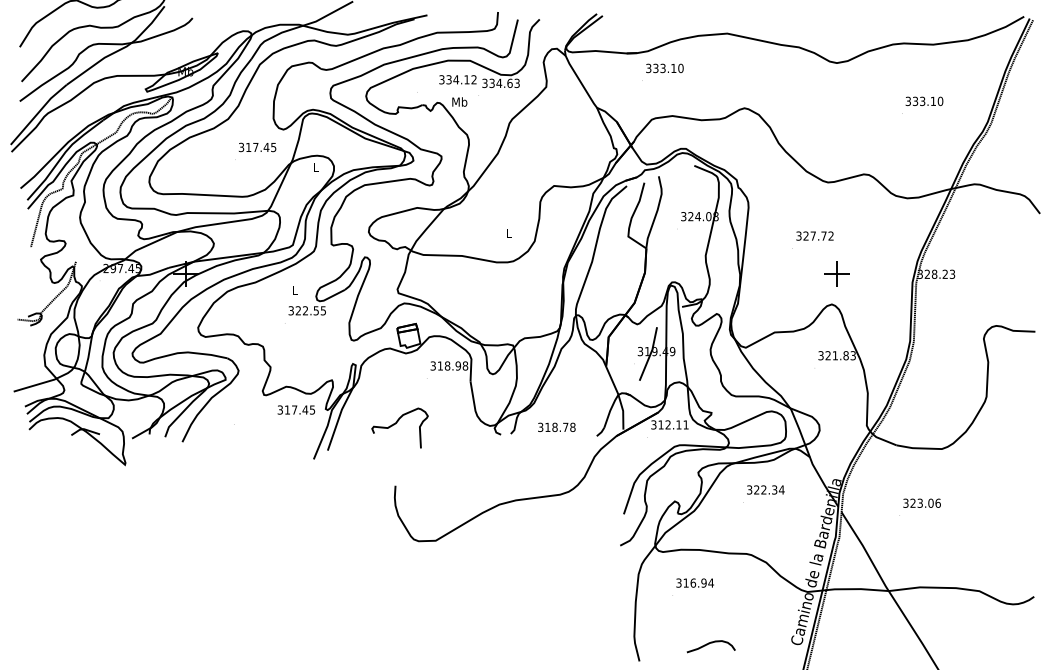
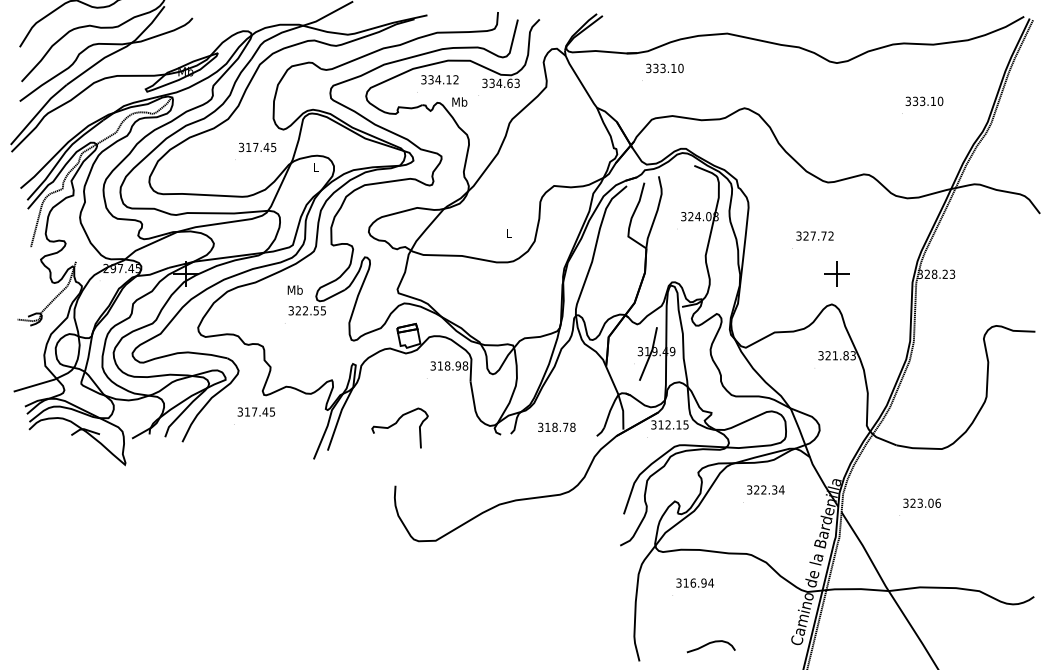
text position: (457, 79) -> (439, 79) (439, 79)
text: L -> Mb (294, 289)
text position: (296, 409) -> (256, 411) (256, 411)
text: 312.11 -> 312.15 (685, 424)
